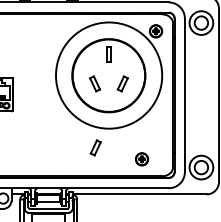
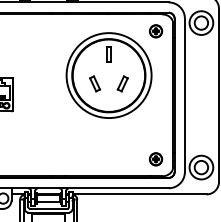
circle diameter: 106 px -> 85 px (108, 75)
part: present -> none (95, 147)
part position: (142, 159) -> (156, 159) (156, 159)
